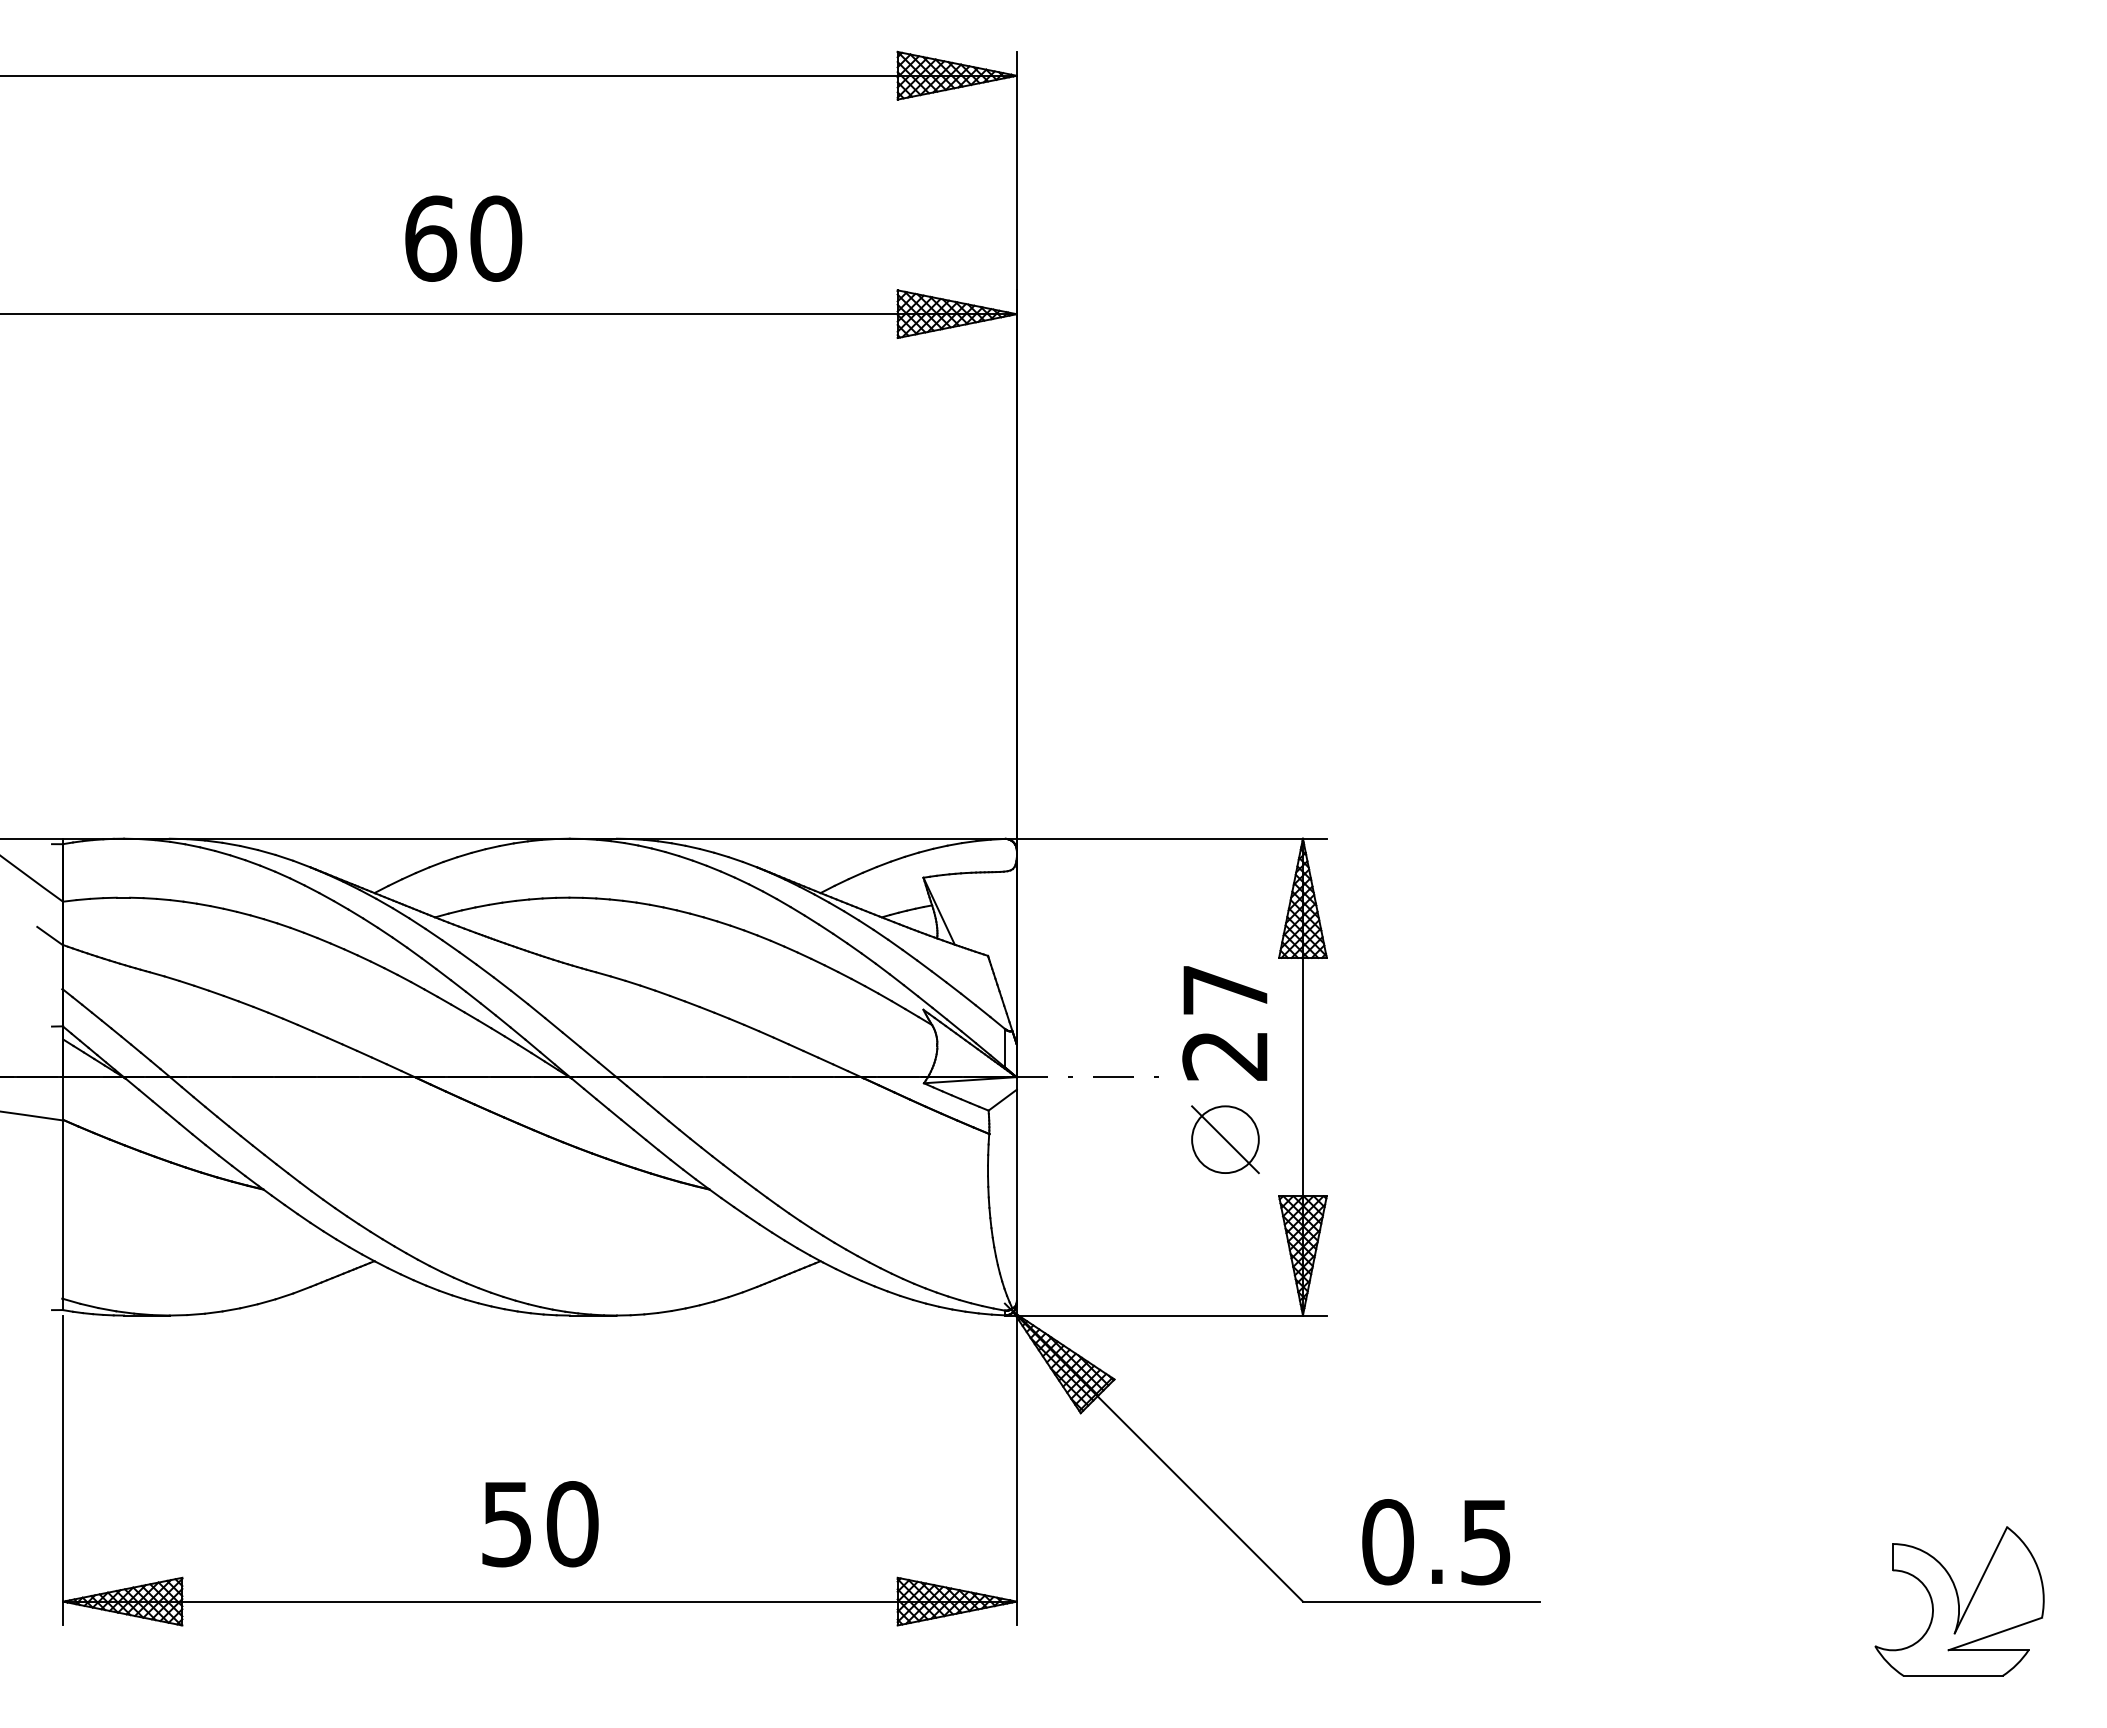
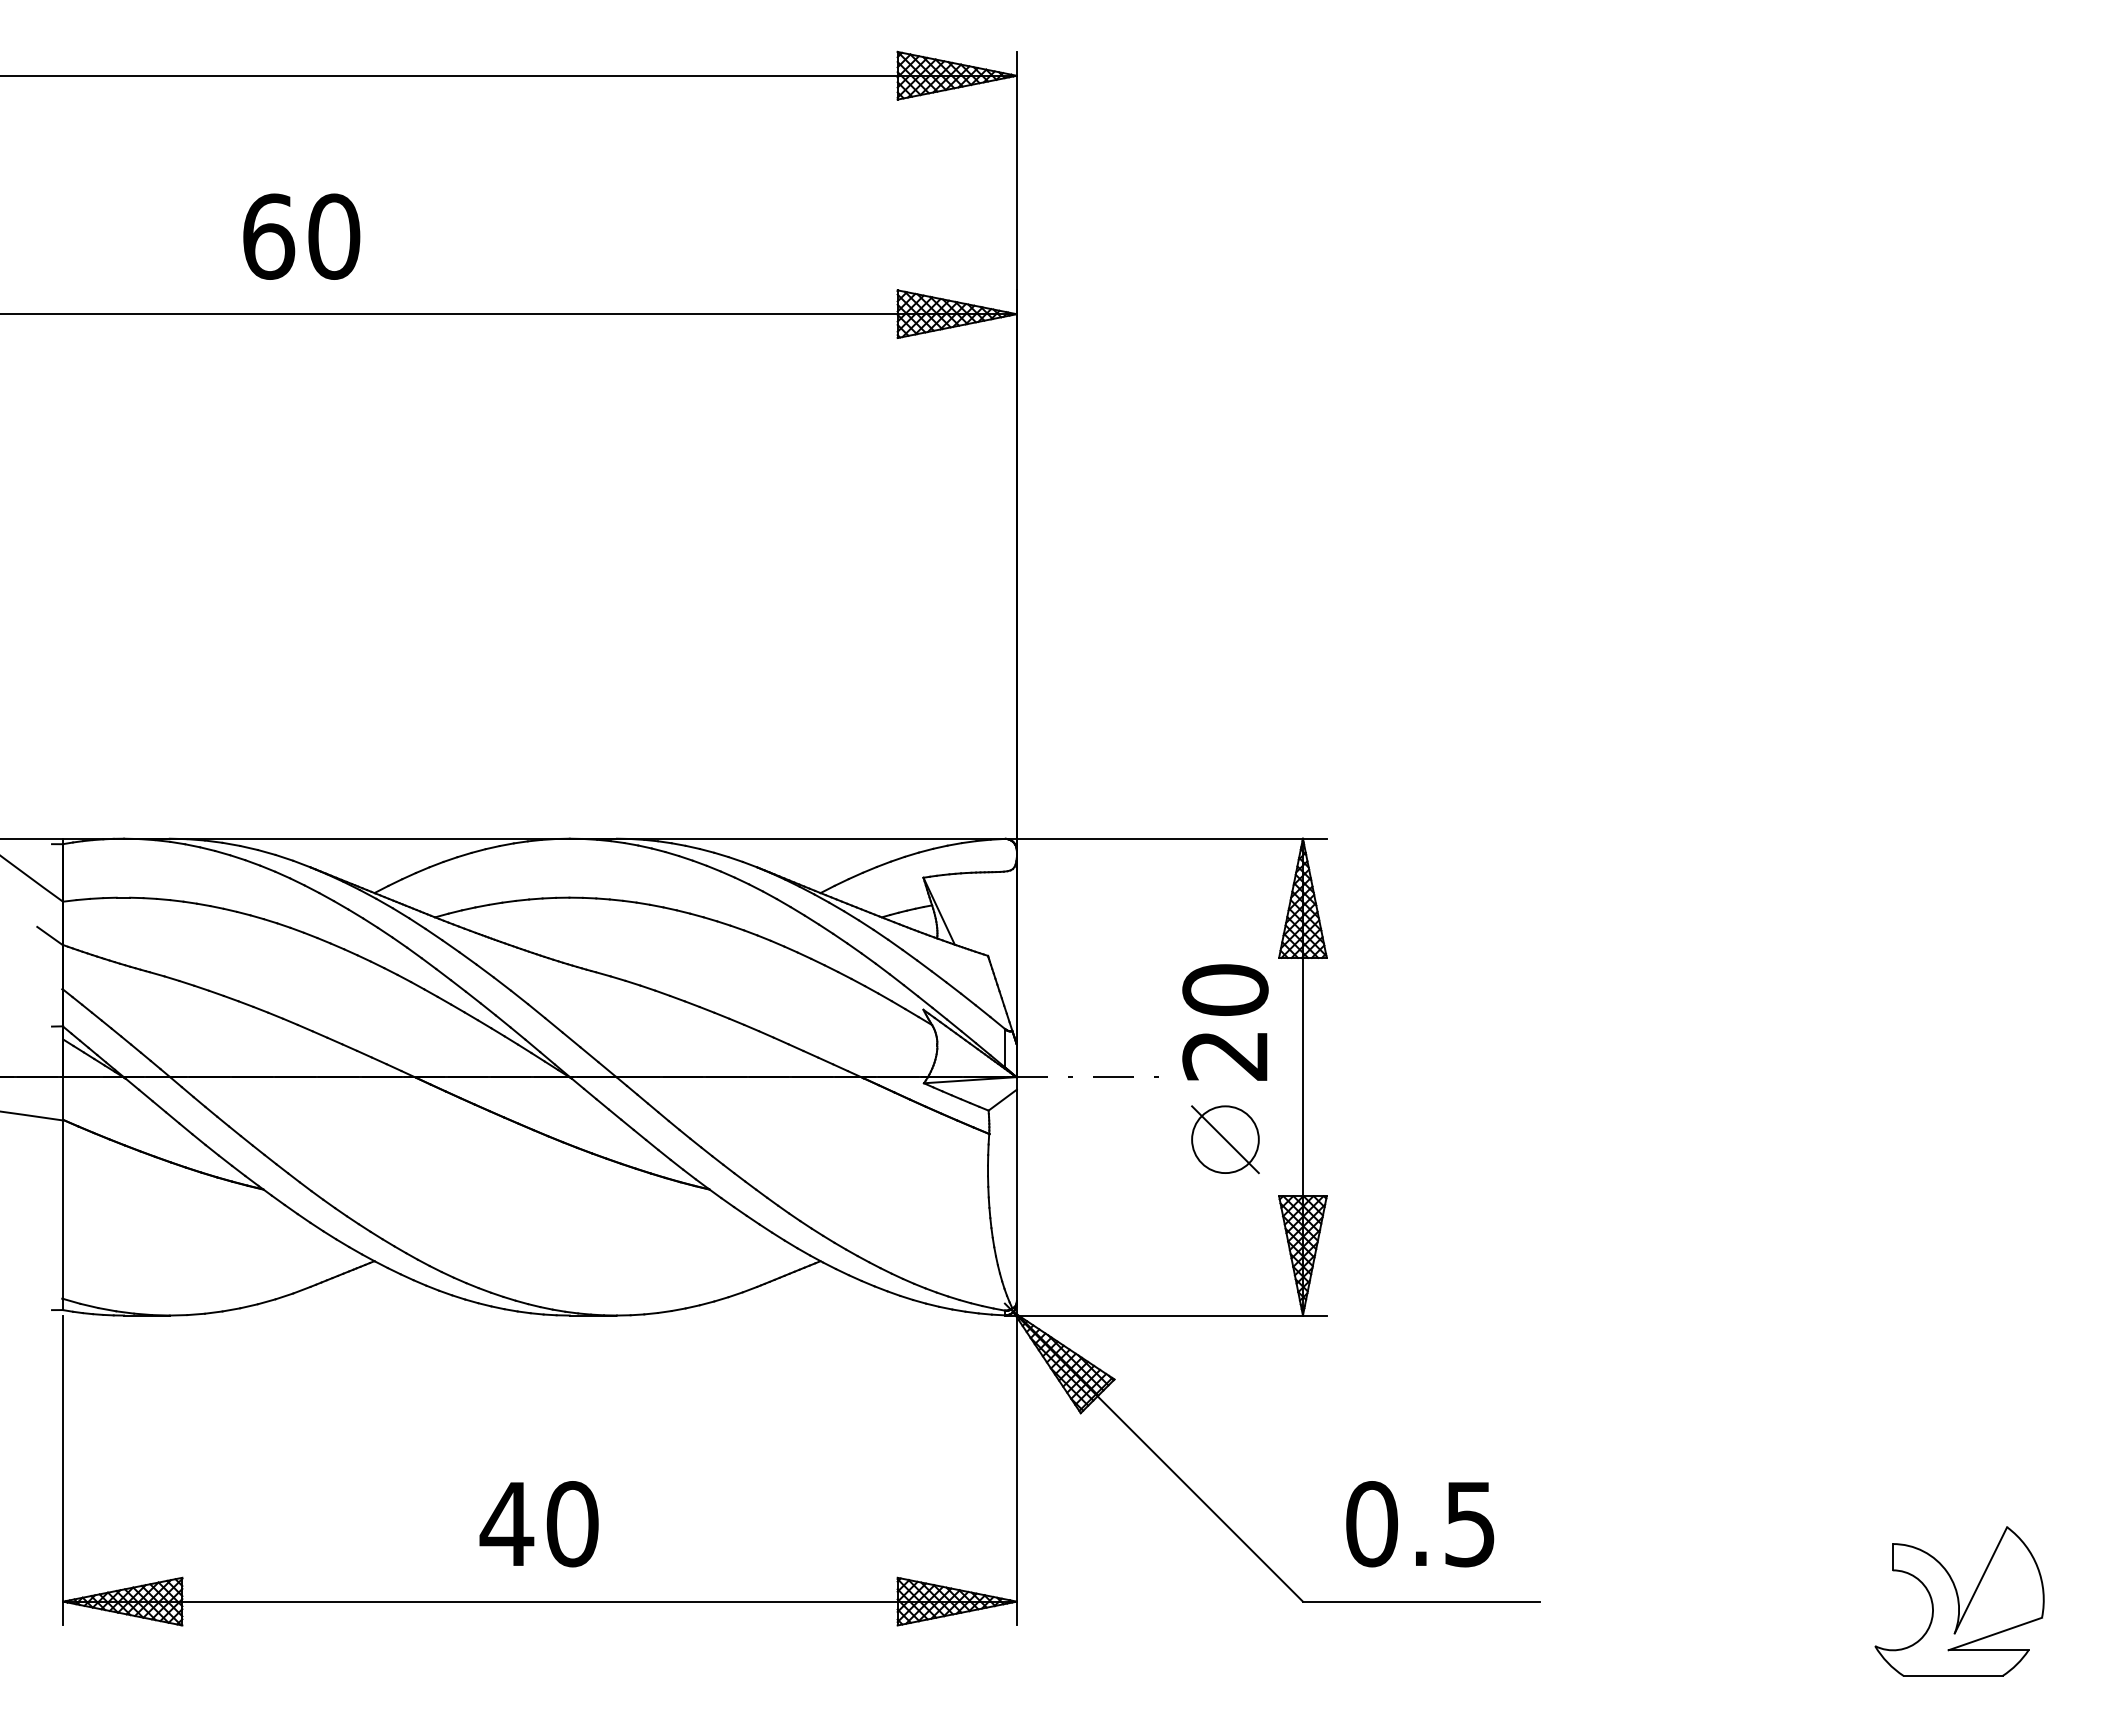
text position: (463, 238) -> (301, 236) (301, 236)
text: 27 -> 20 (1225, 989)
text: 50 -> 40 (506, 1524)
text position: (1436, 1542) -> (1420, 1524) (1420, 1524)
